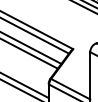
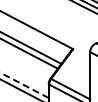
line: present -> none (35, 35)
line: solid -> dashed (23, 85)
